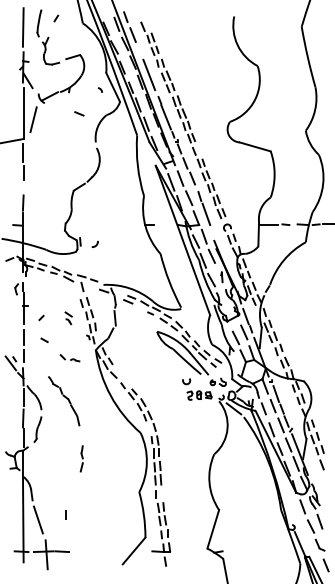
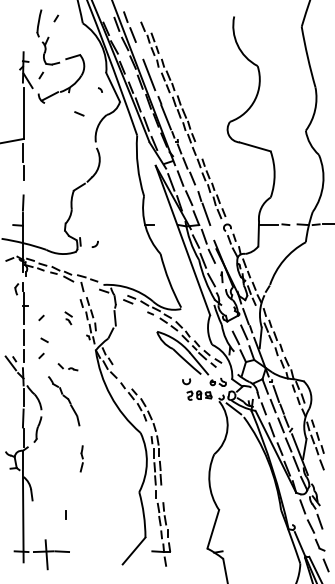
line: present -> none (22, 27)
line: none -> present (41, 75)
line: present -> none (33, 119)
line: none -> present (41, 355)
part position: (69, 358) -> (67, 367) (67, 367)
line: present -> none (37, 519)
